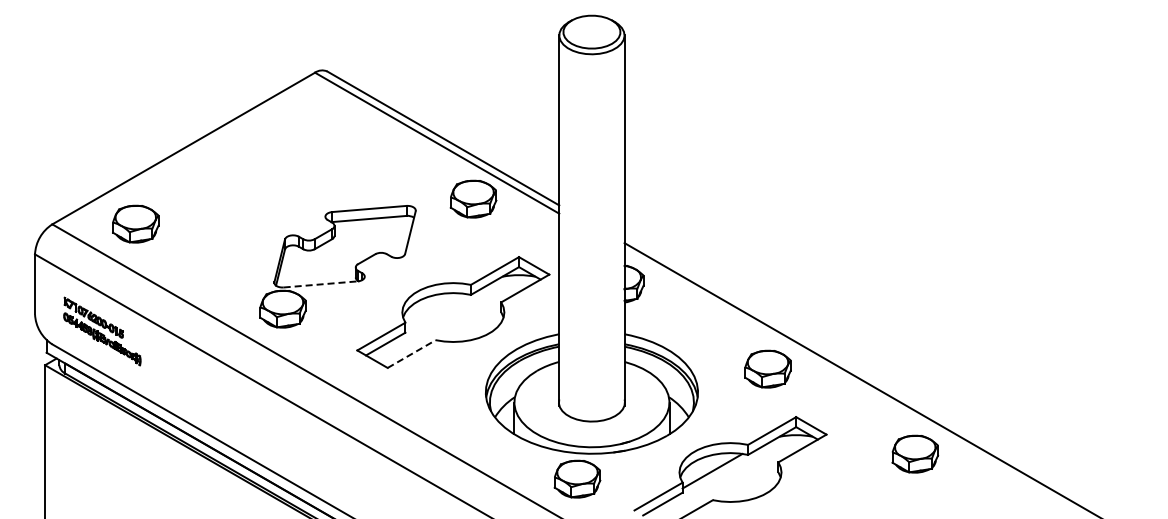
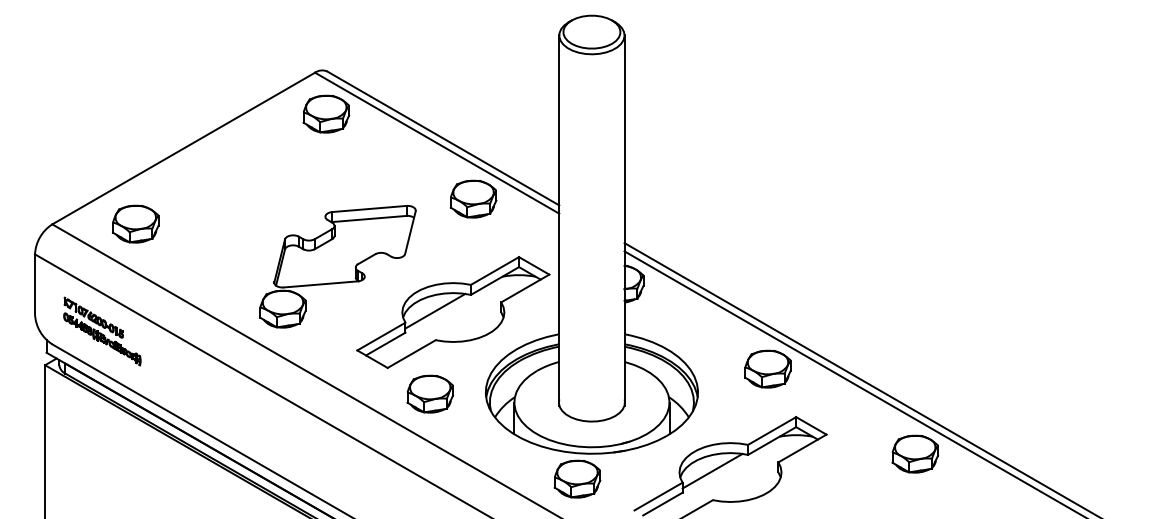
part: none -> present (326, 113)
line: dashed -> solid (321, 284)
line: none -> present (435, 310)
line: dashed -> solid (411, 354)
line: none -> present (853, 383)
part: none -> present (430, 393)
